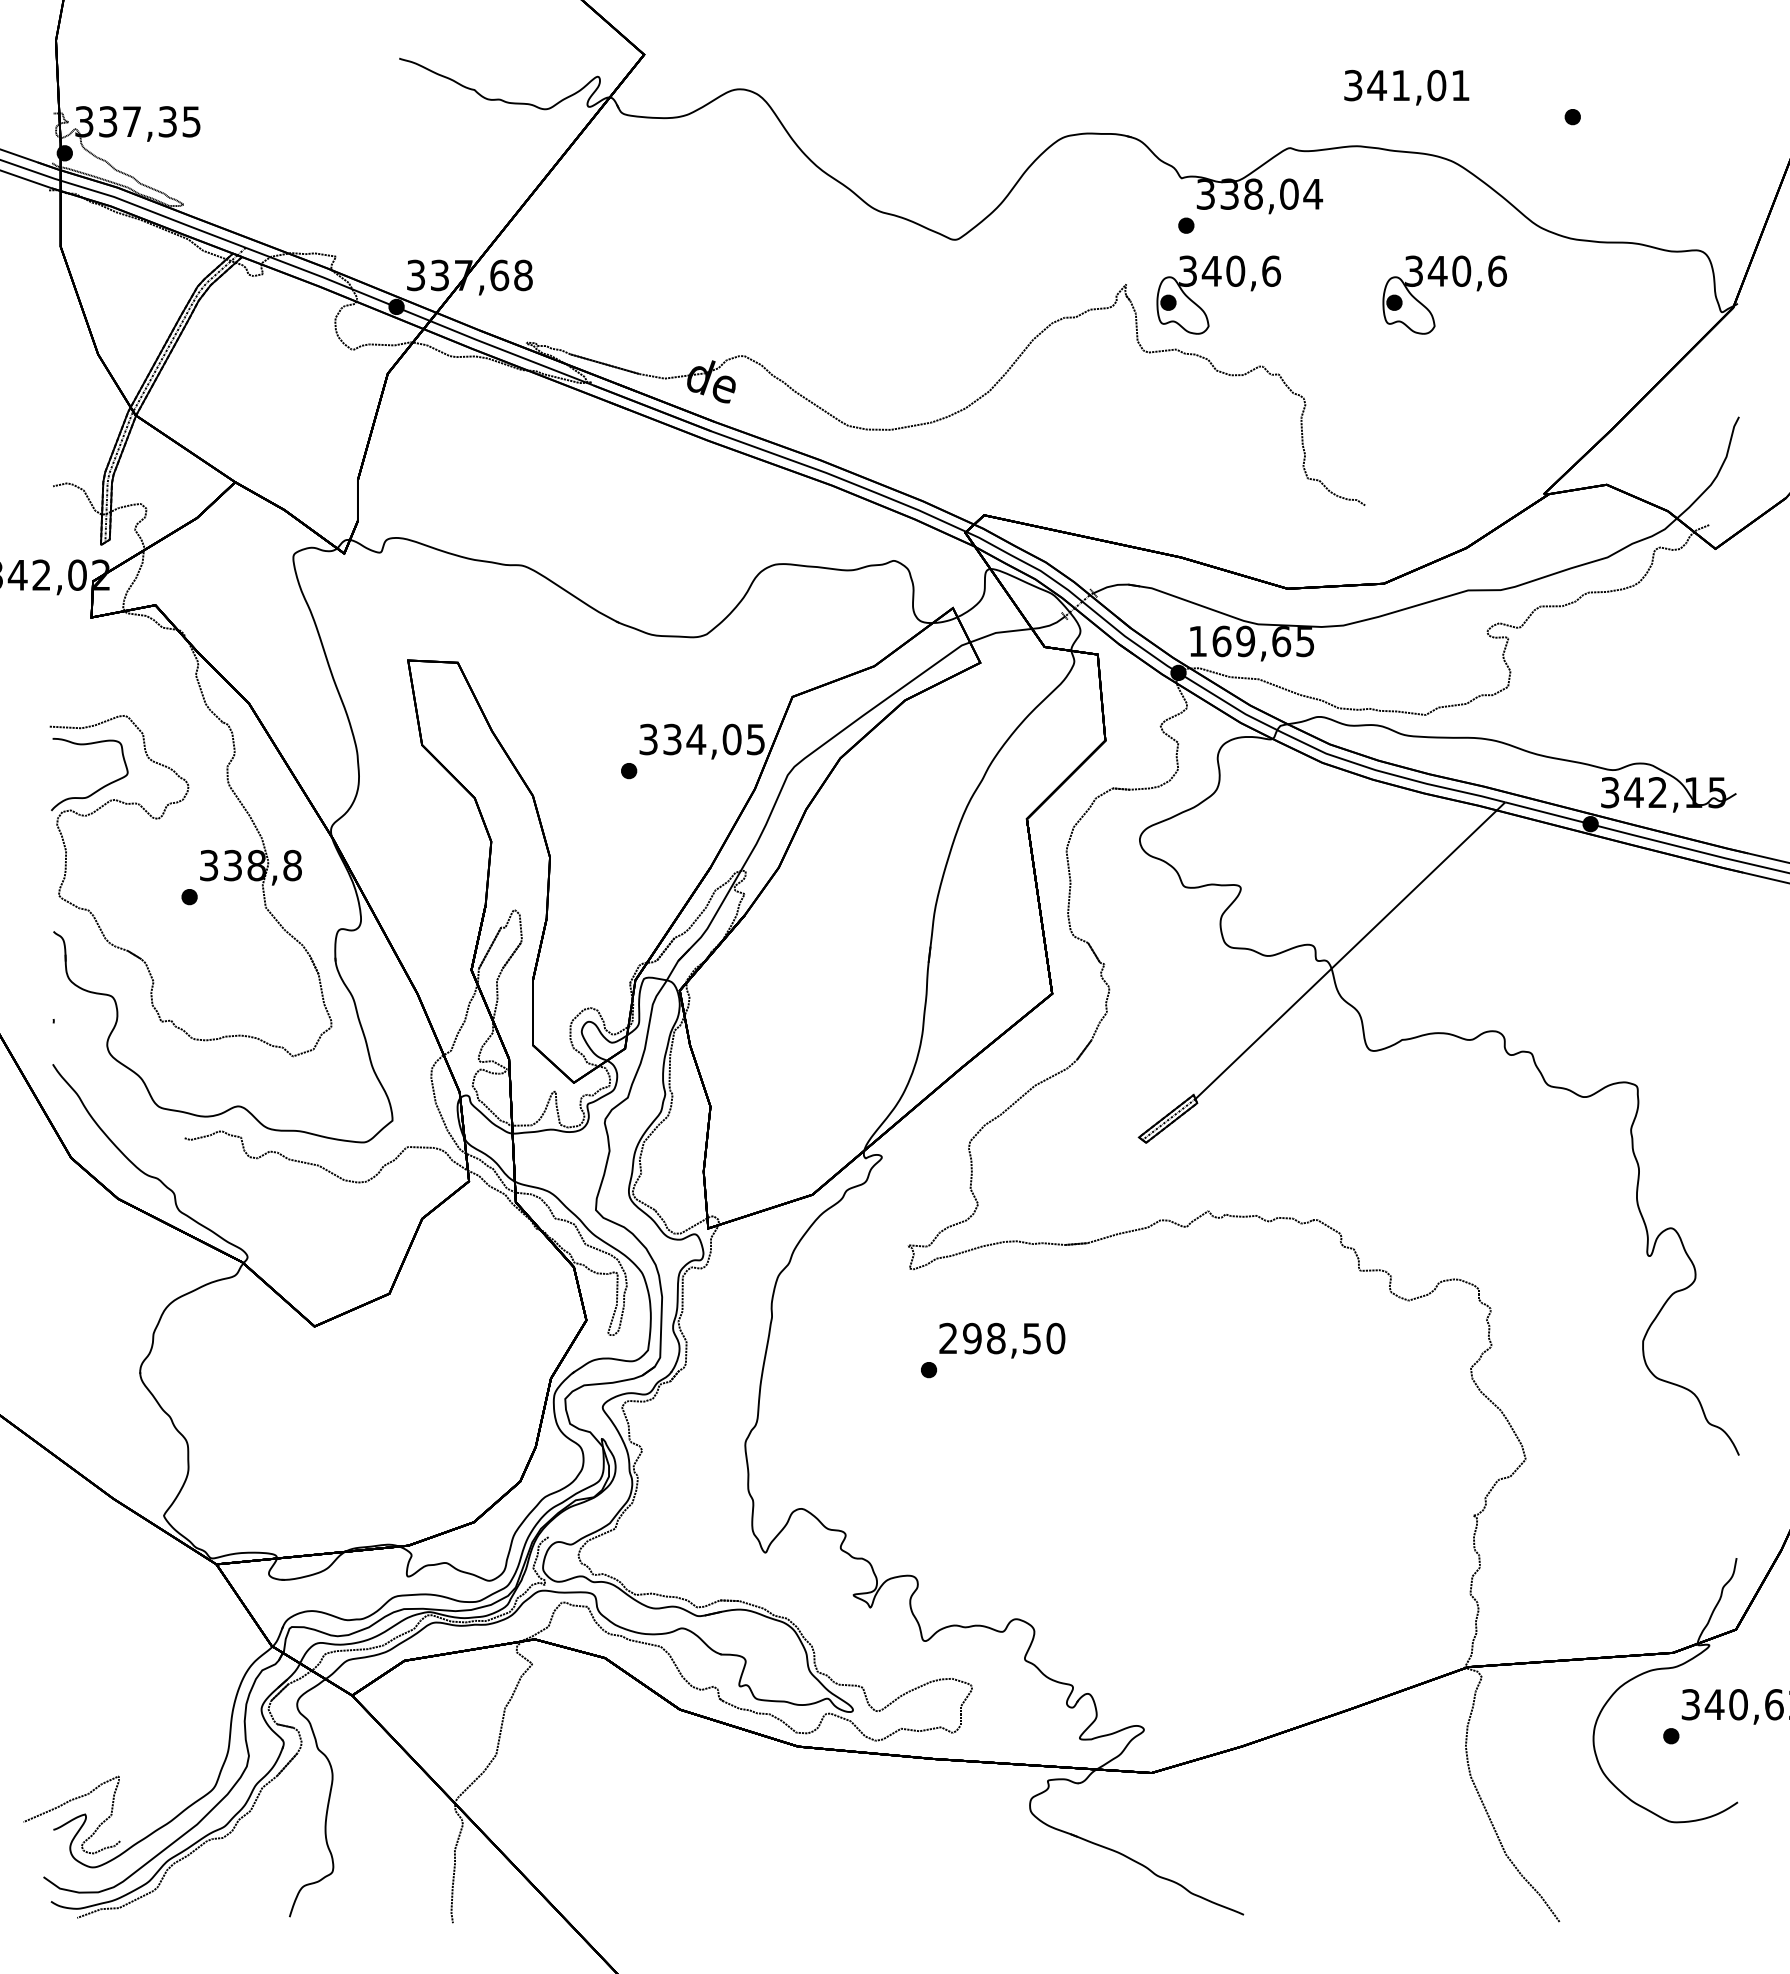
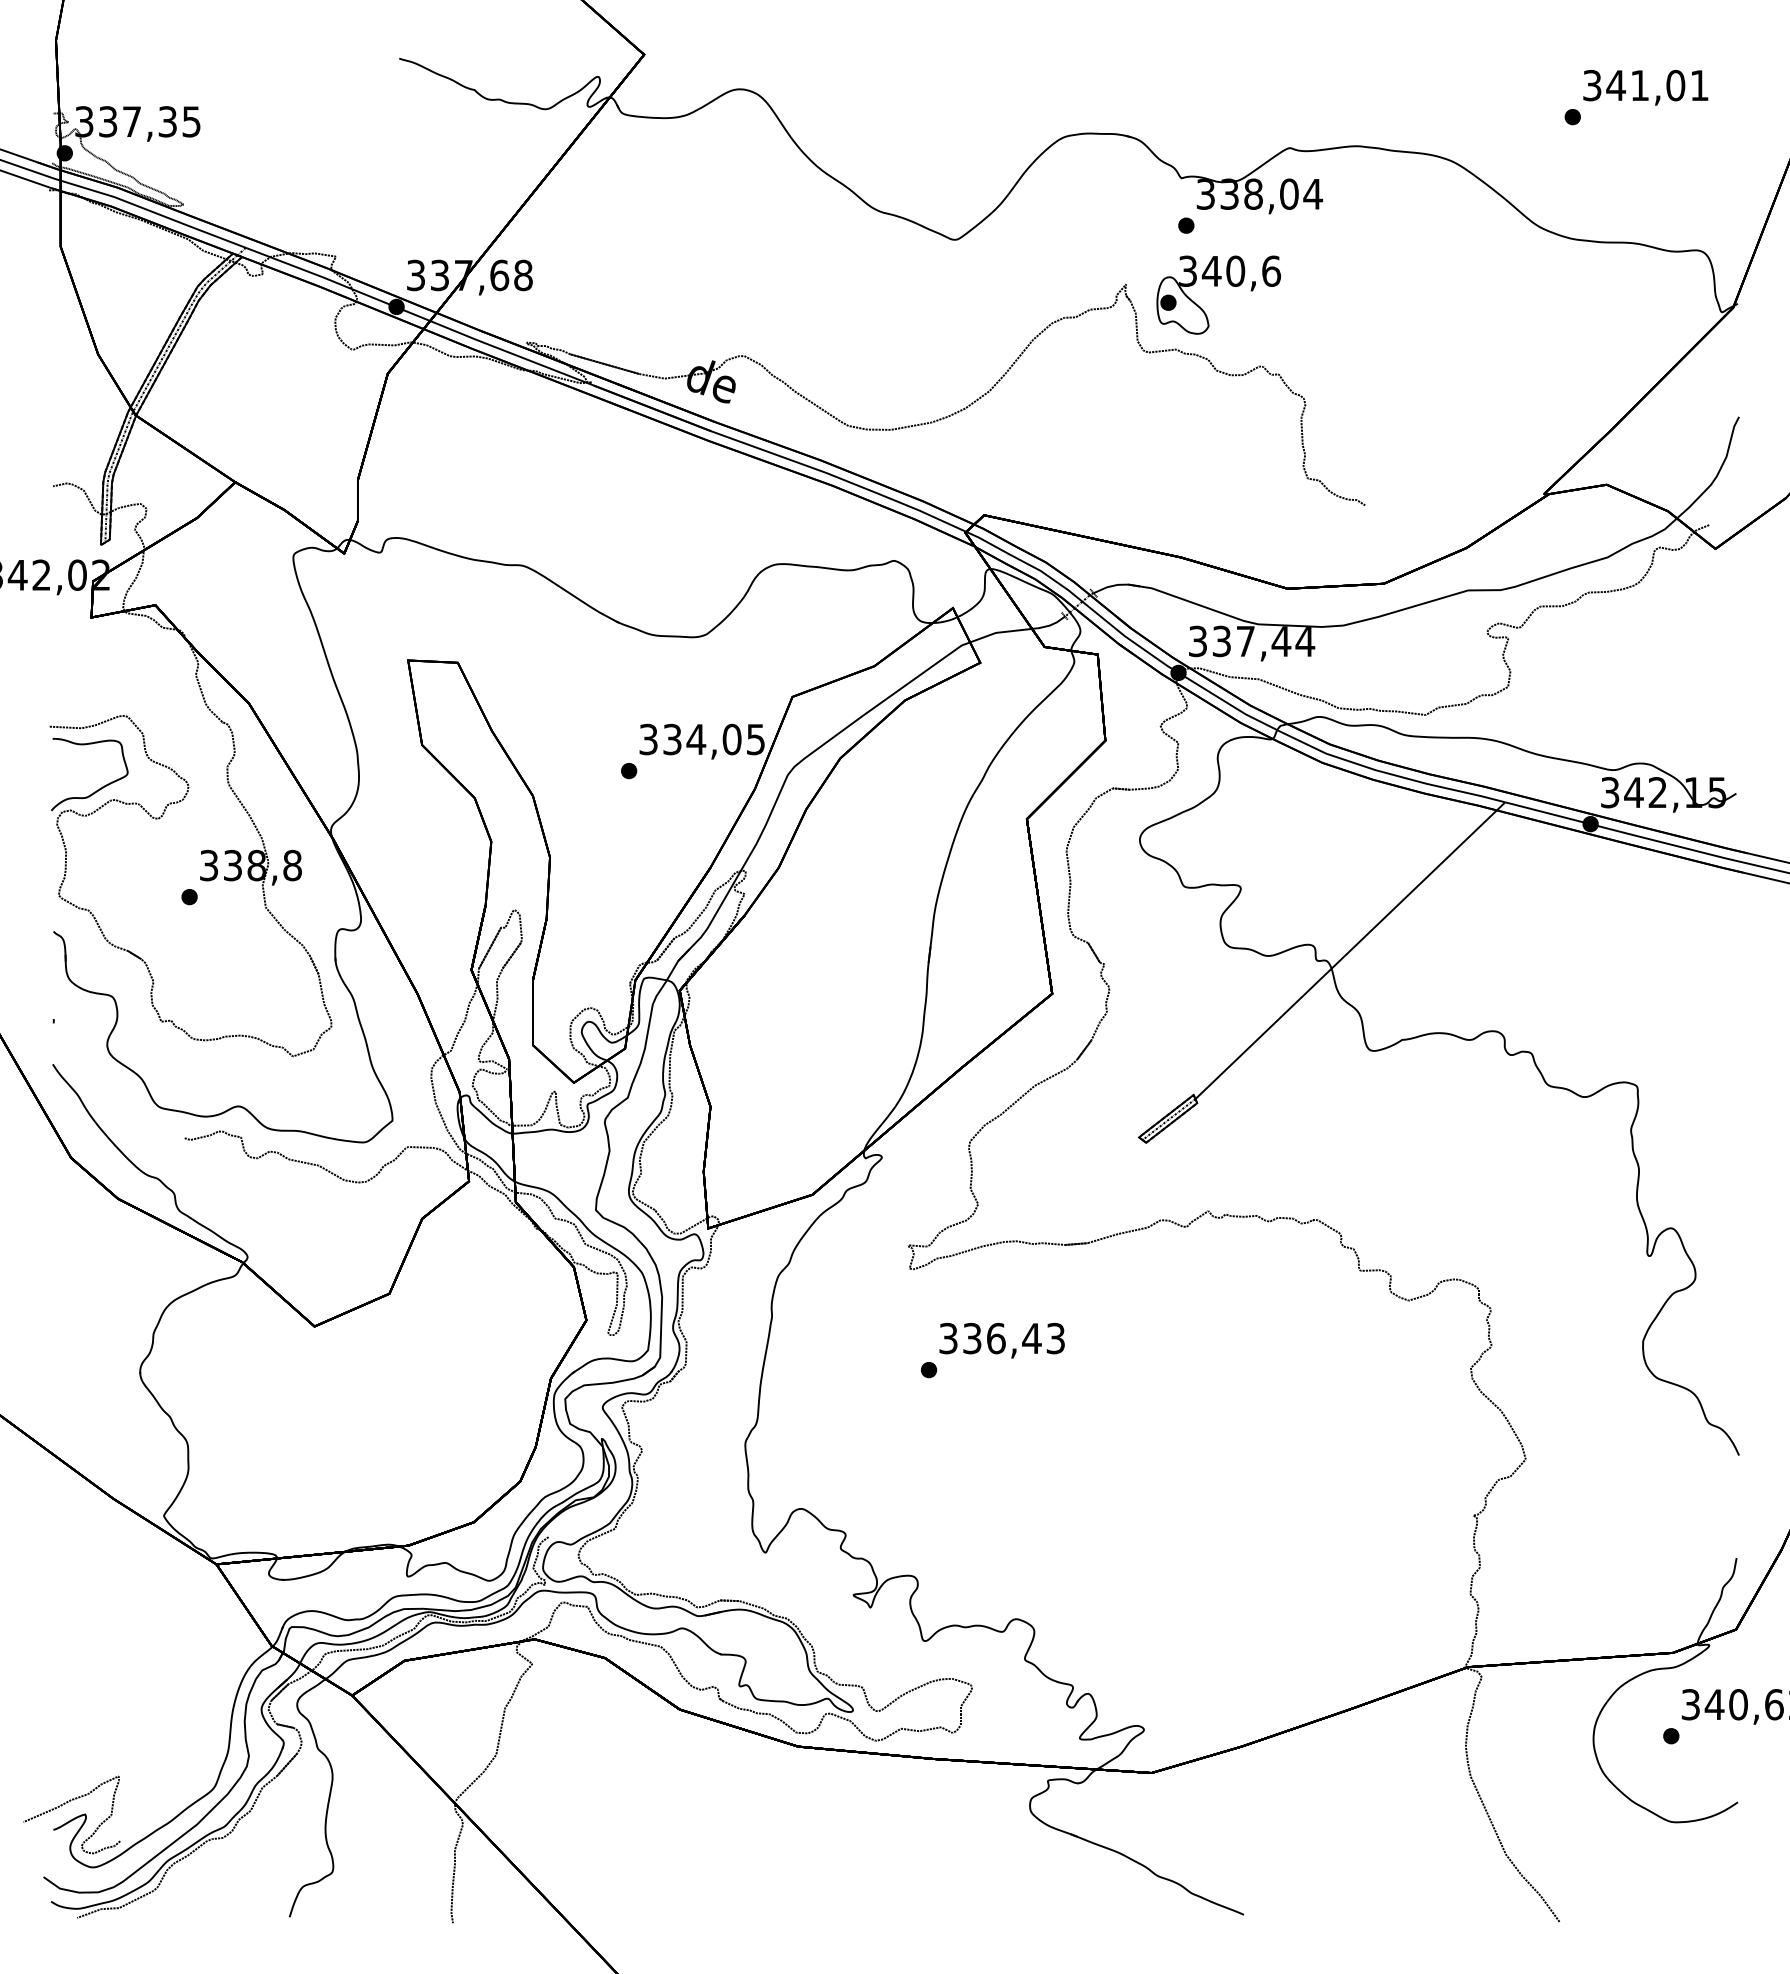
text position: (1406, 87) -> (1645, 87) (1645, 87)
part: present -> none (1443, 286)
text: 169,65 -> 337,44 (1252, 641)
text: 298,50 -> 336,43 (1002, 1338)
